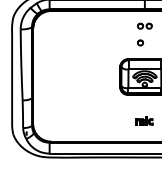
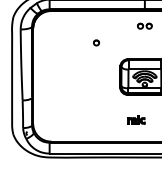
part position: (140, 42) -> (96, 42) (96, 42)
part position: (144, 120) -> (136, 119) (136, 119)
